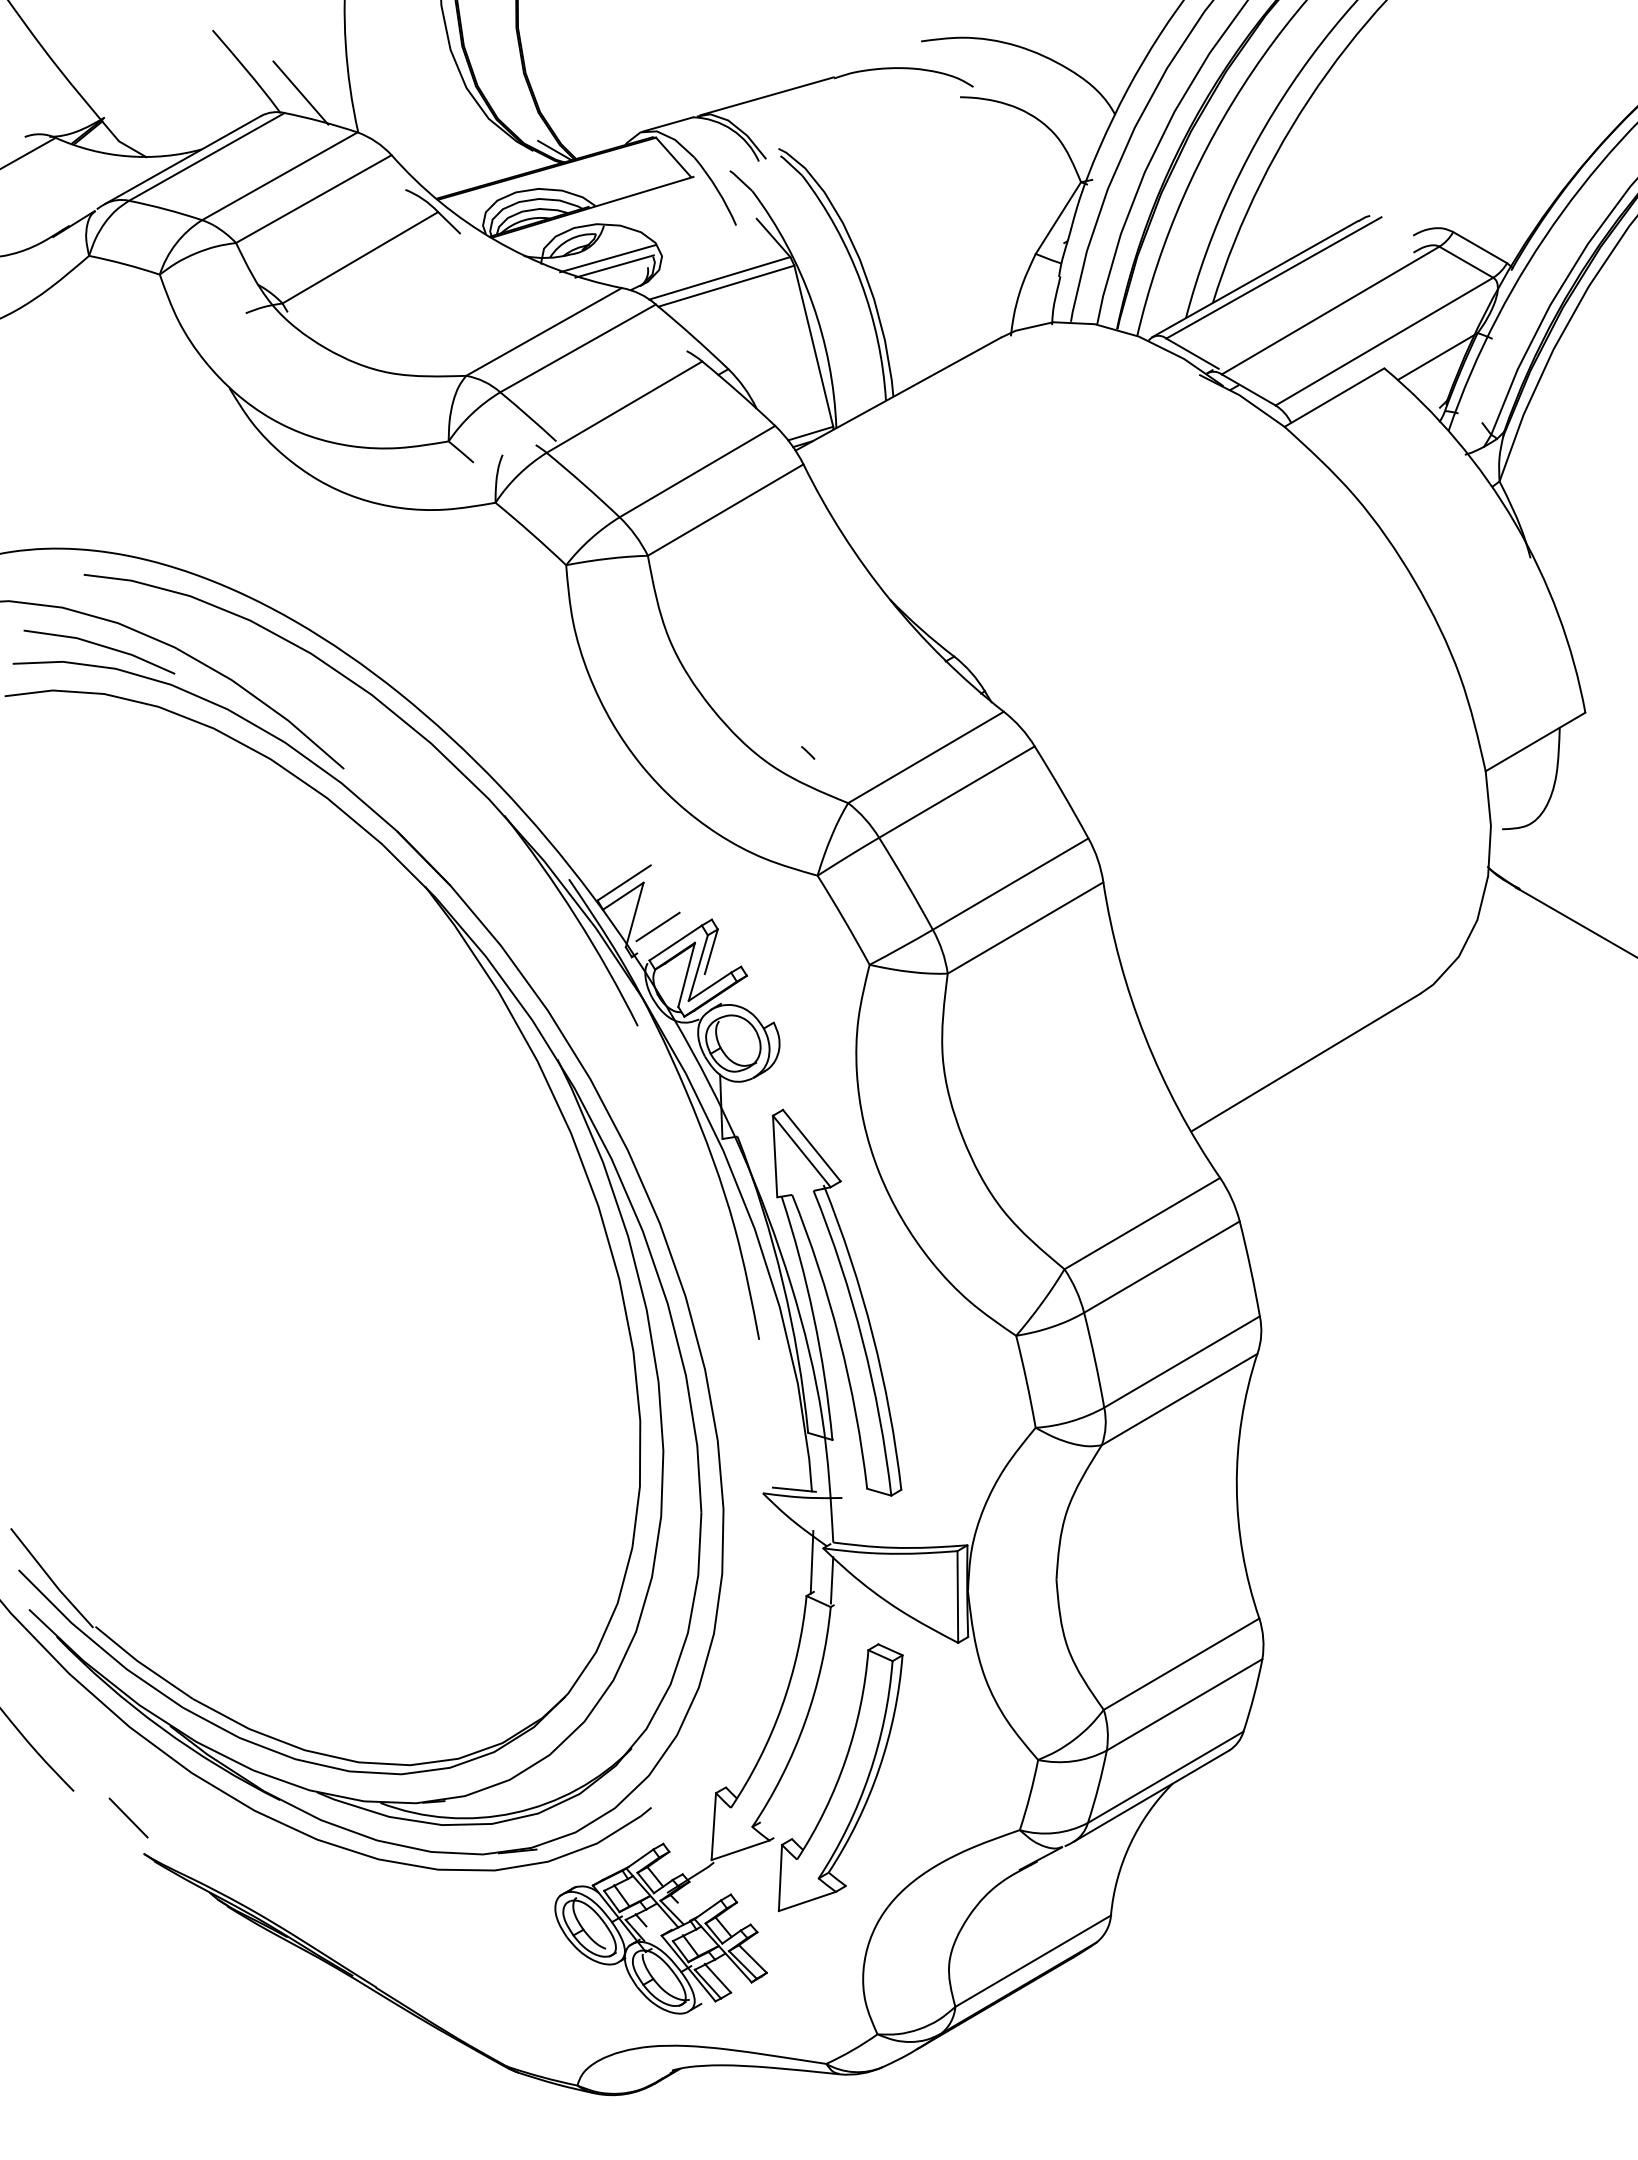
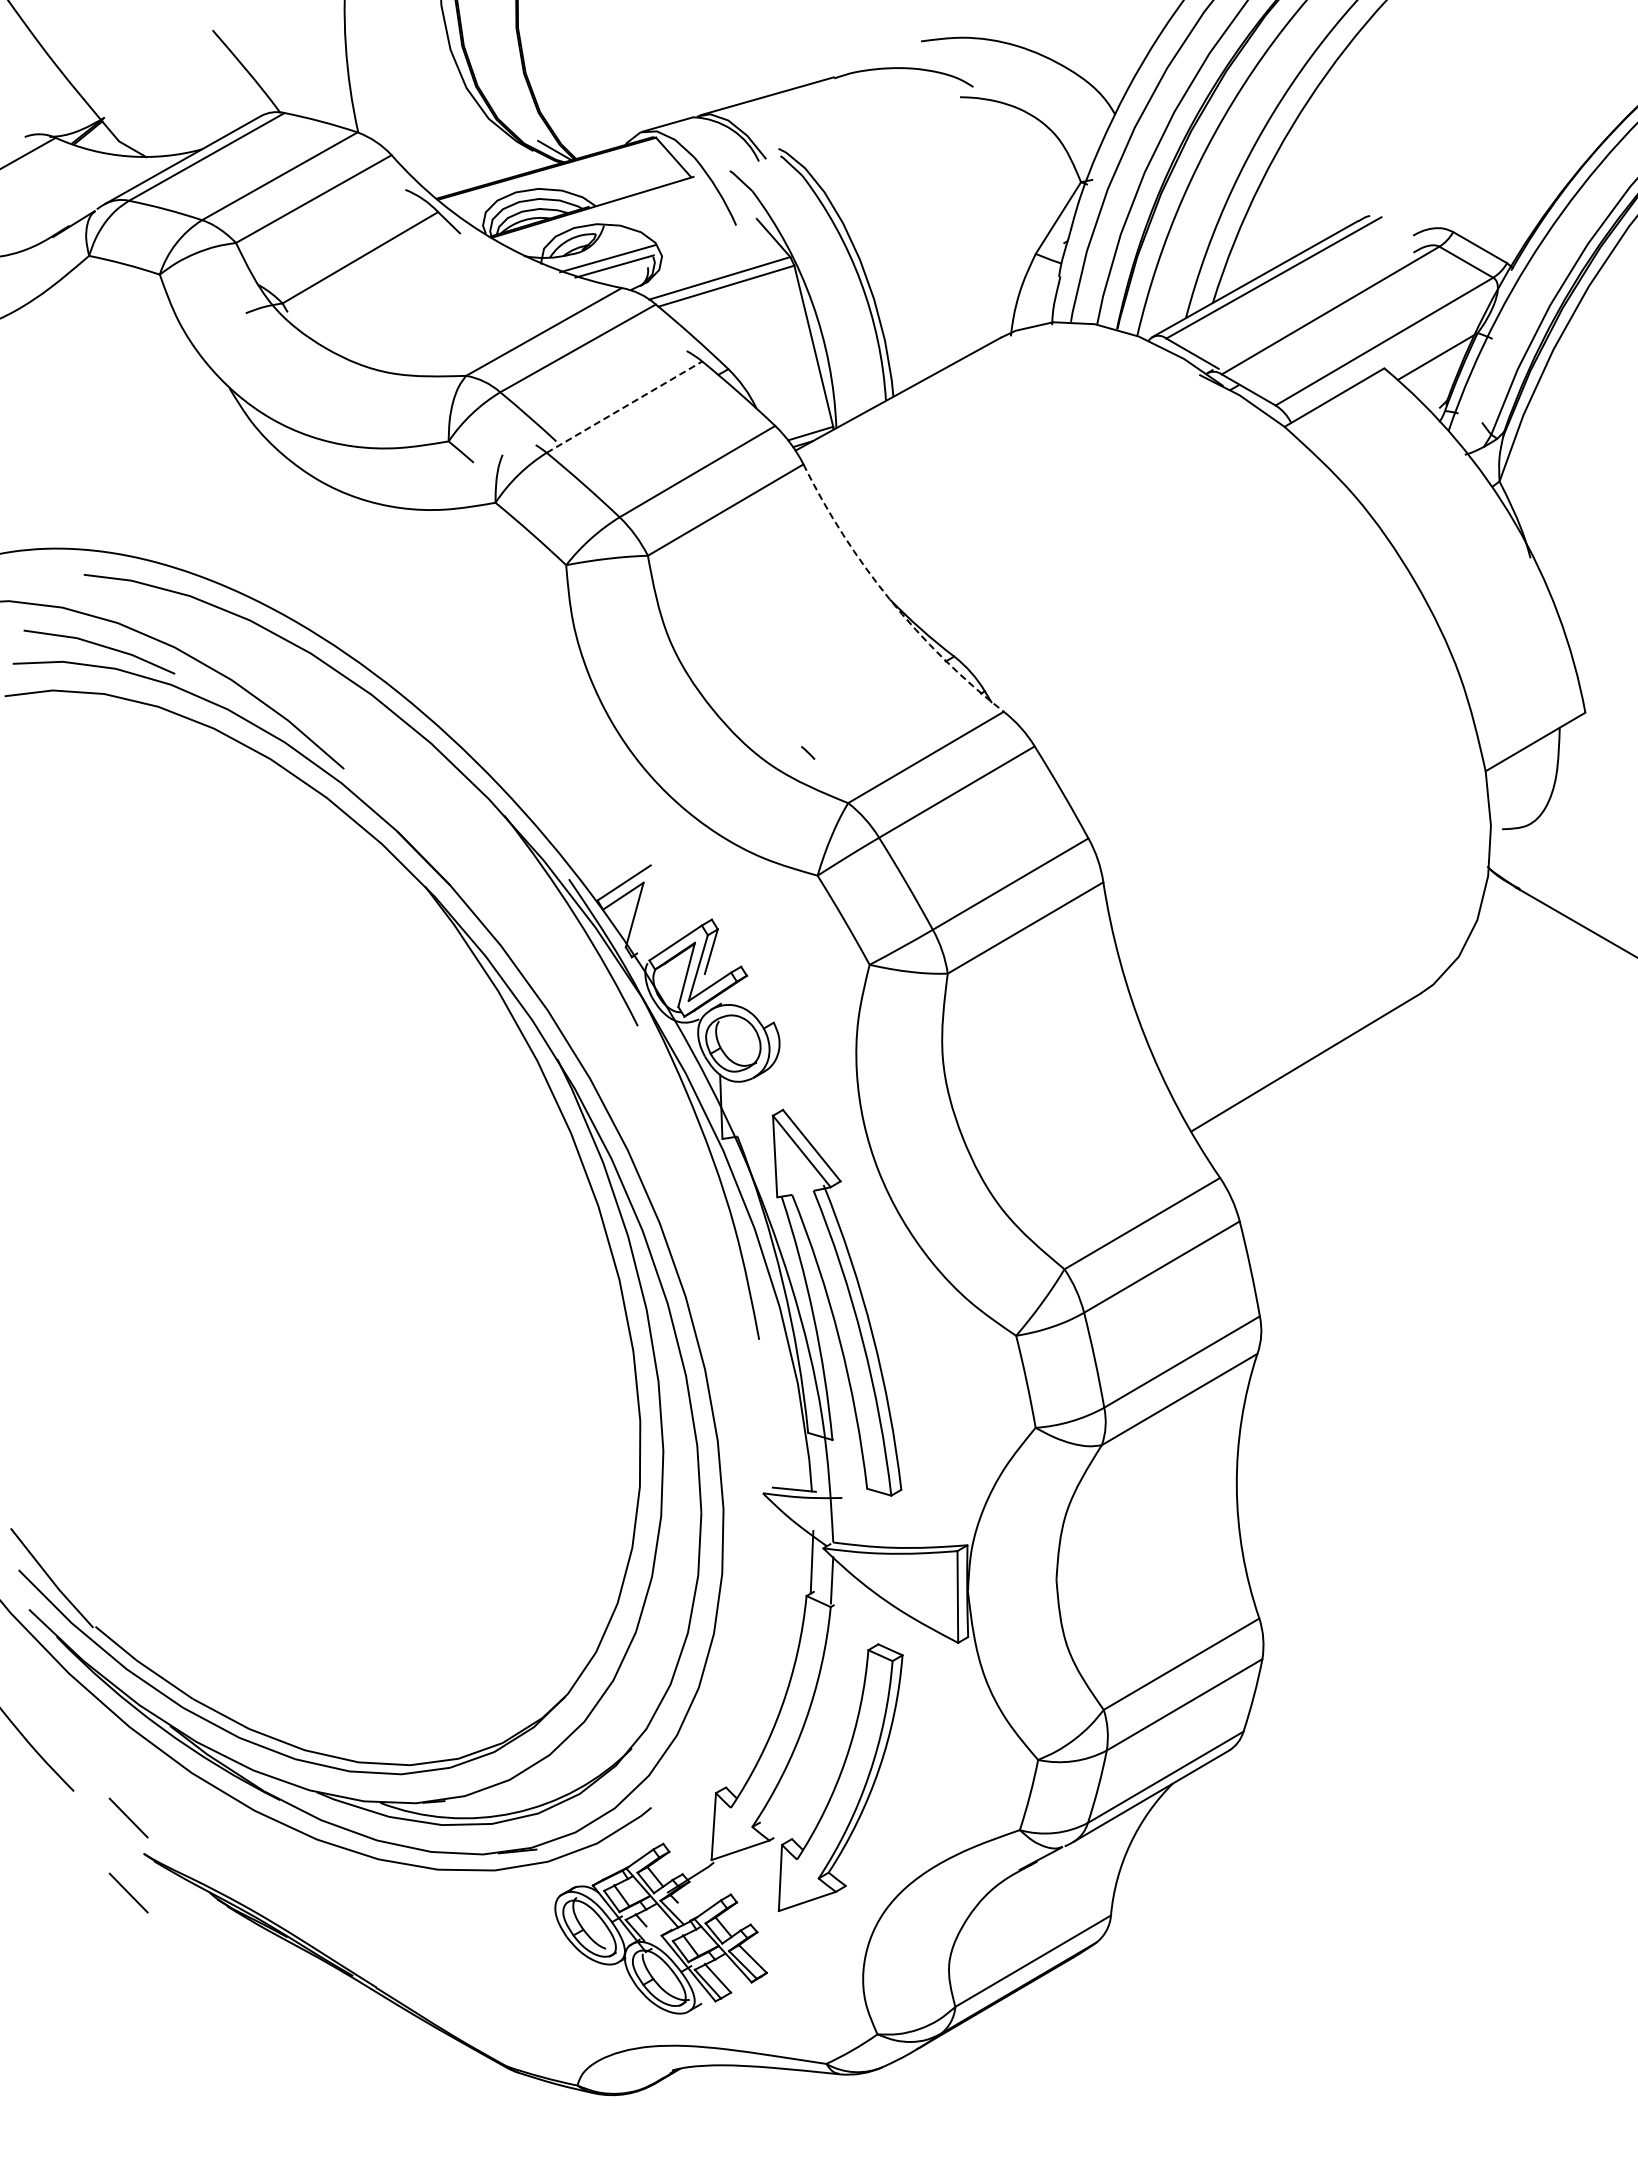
line: present -> none (300, 92)
line: solid -> dashed (624, 406)
arc: solid -> dashed (889, 599)
line: present -> none (657, 926)
line: none -> present (128, 1892)
